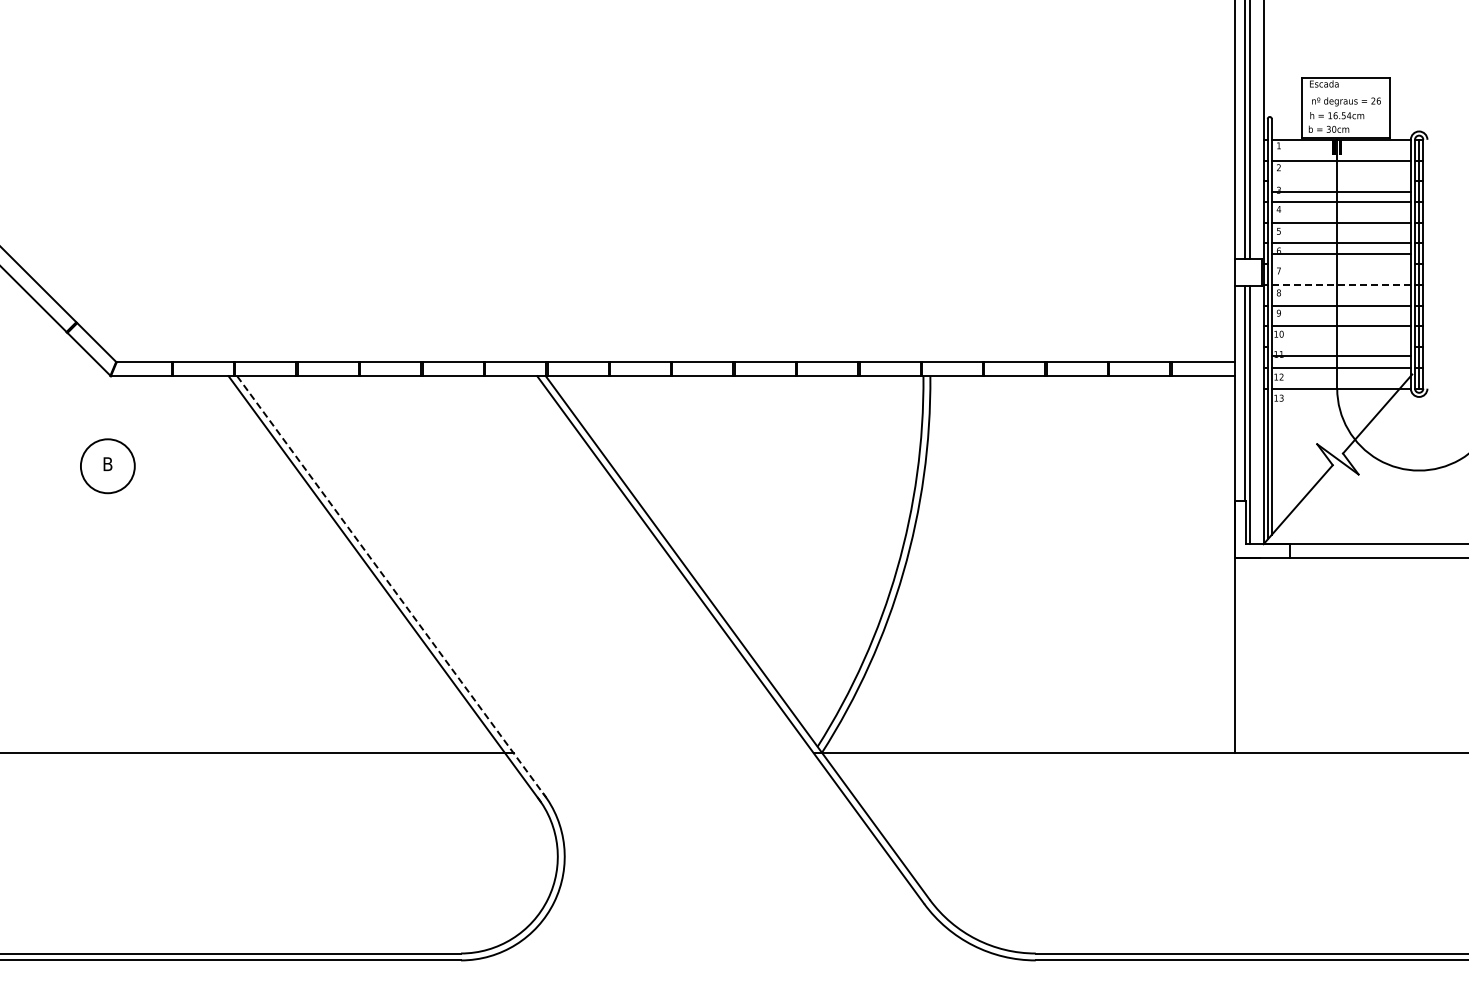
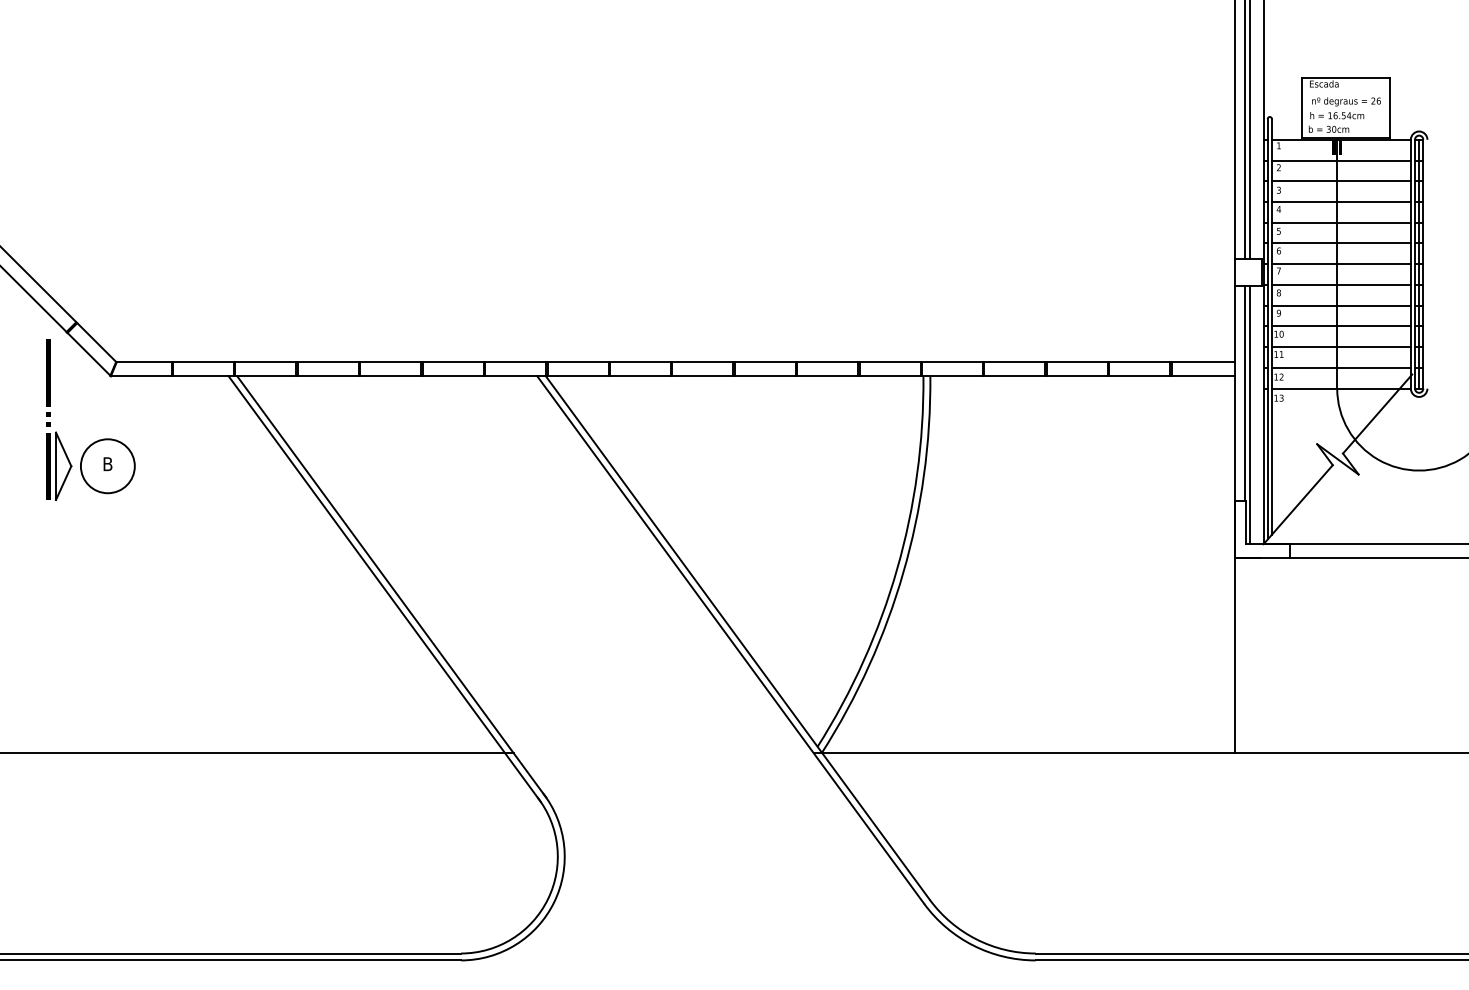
line position: (1340, 192) -> (1340, 181) (1340, 181)
line position: (1340, 254) -> (1340, 264) (1340, 264)
line: dashed -> solid (1340, 284)
line position: (1340, 356) -> (1340, 347) (1340, 347)
part: none -> present (50, 416)
line: dashed -> solid (392, 587)
